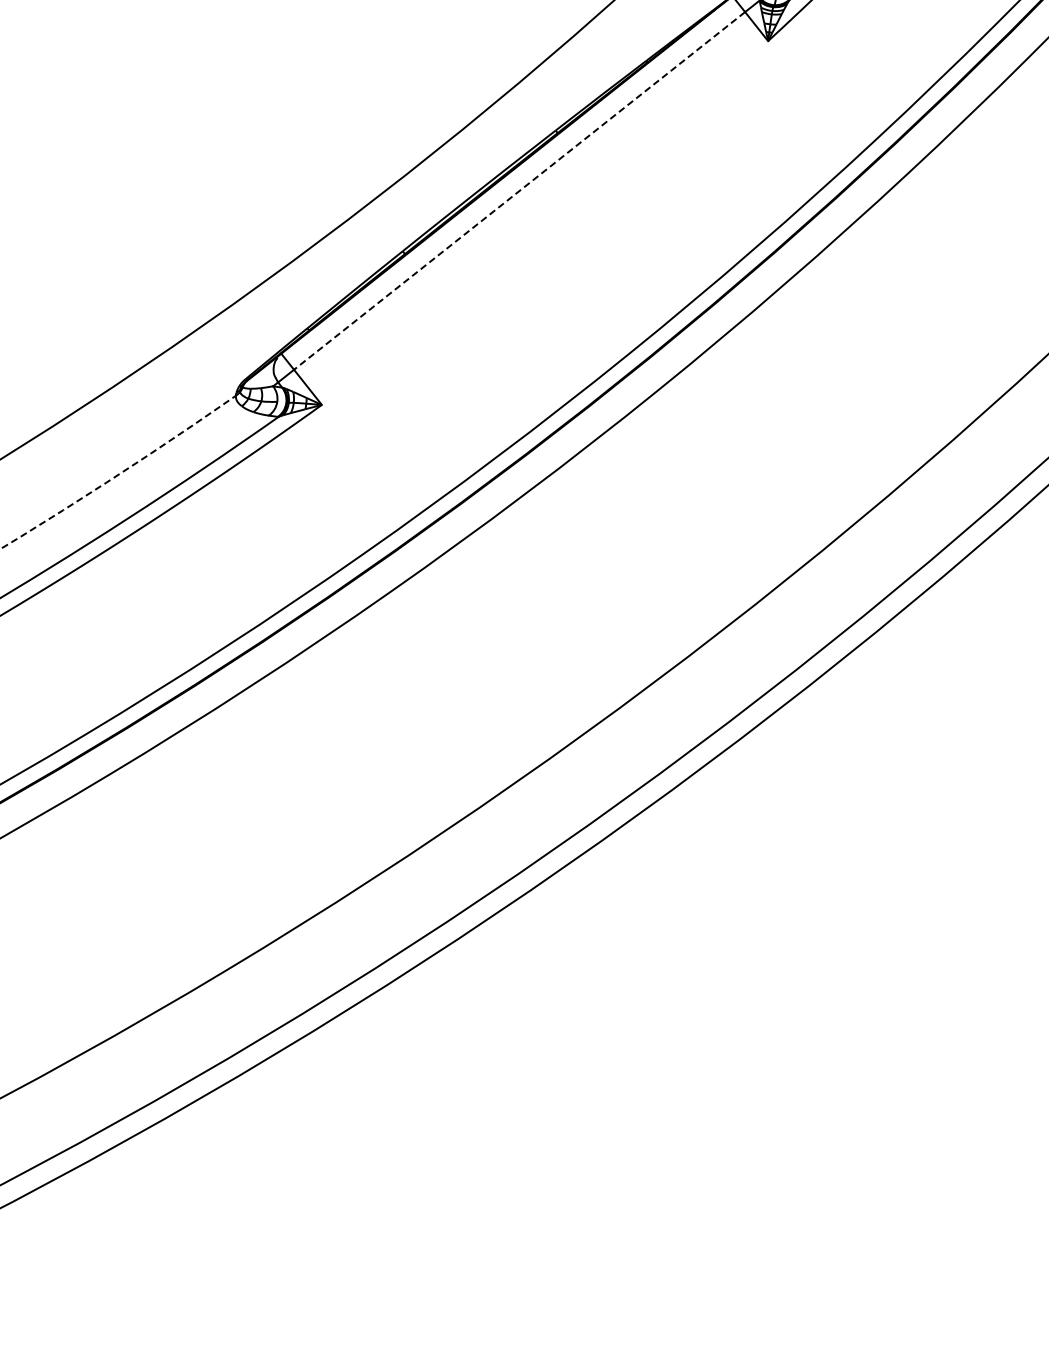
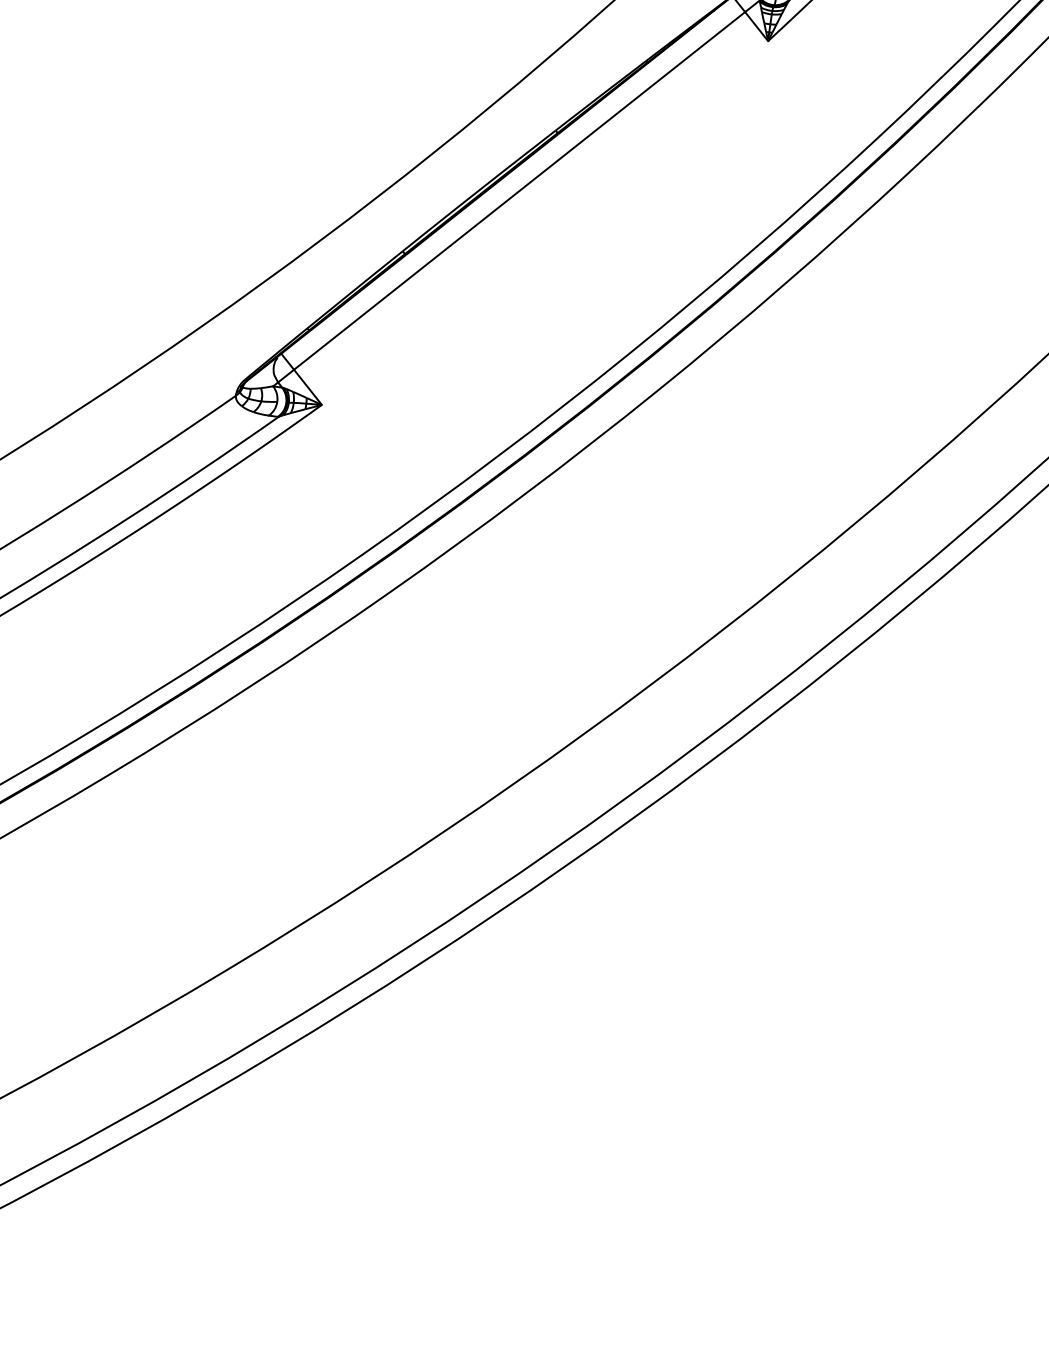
line: dashed -> solid (519, 190)
arc: dashed -> solid (119, 474)
